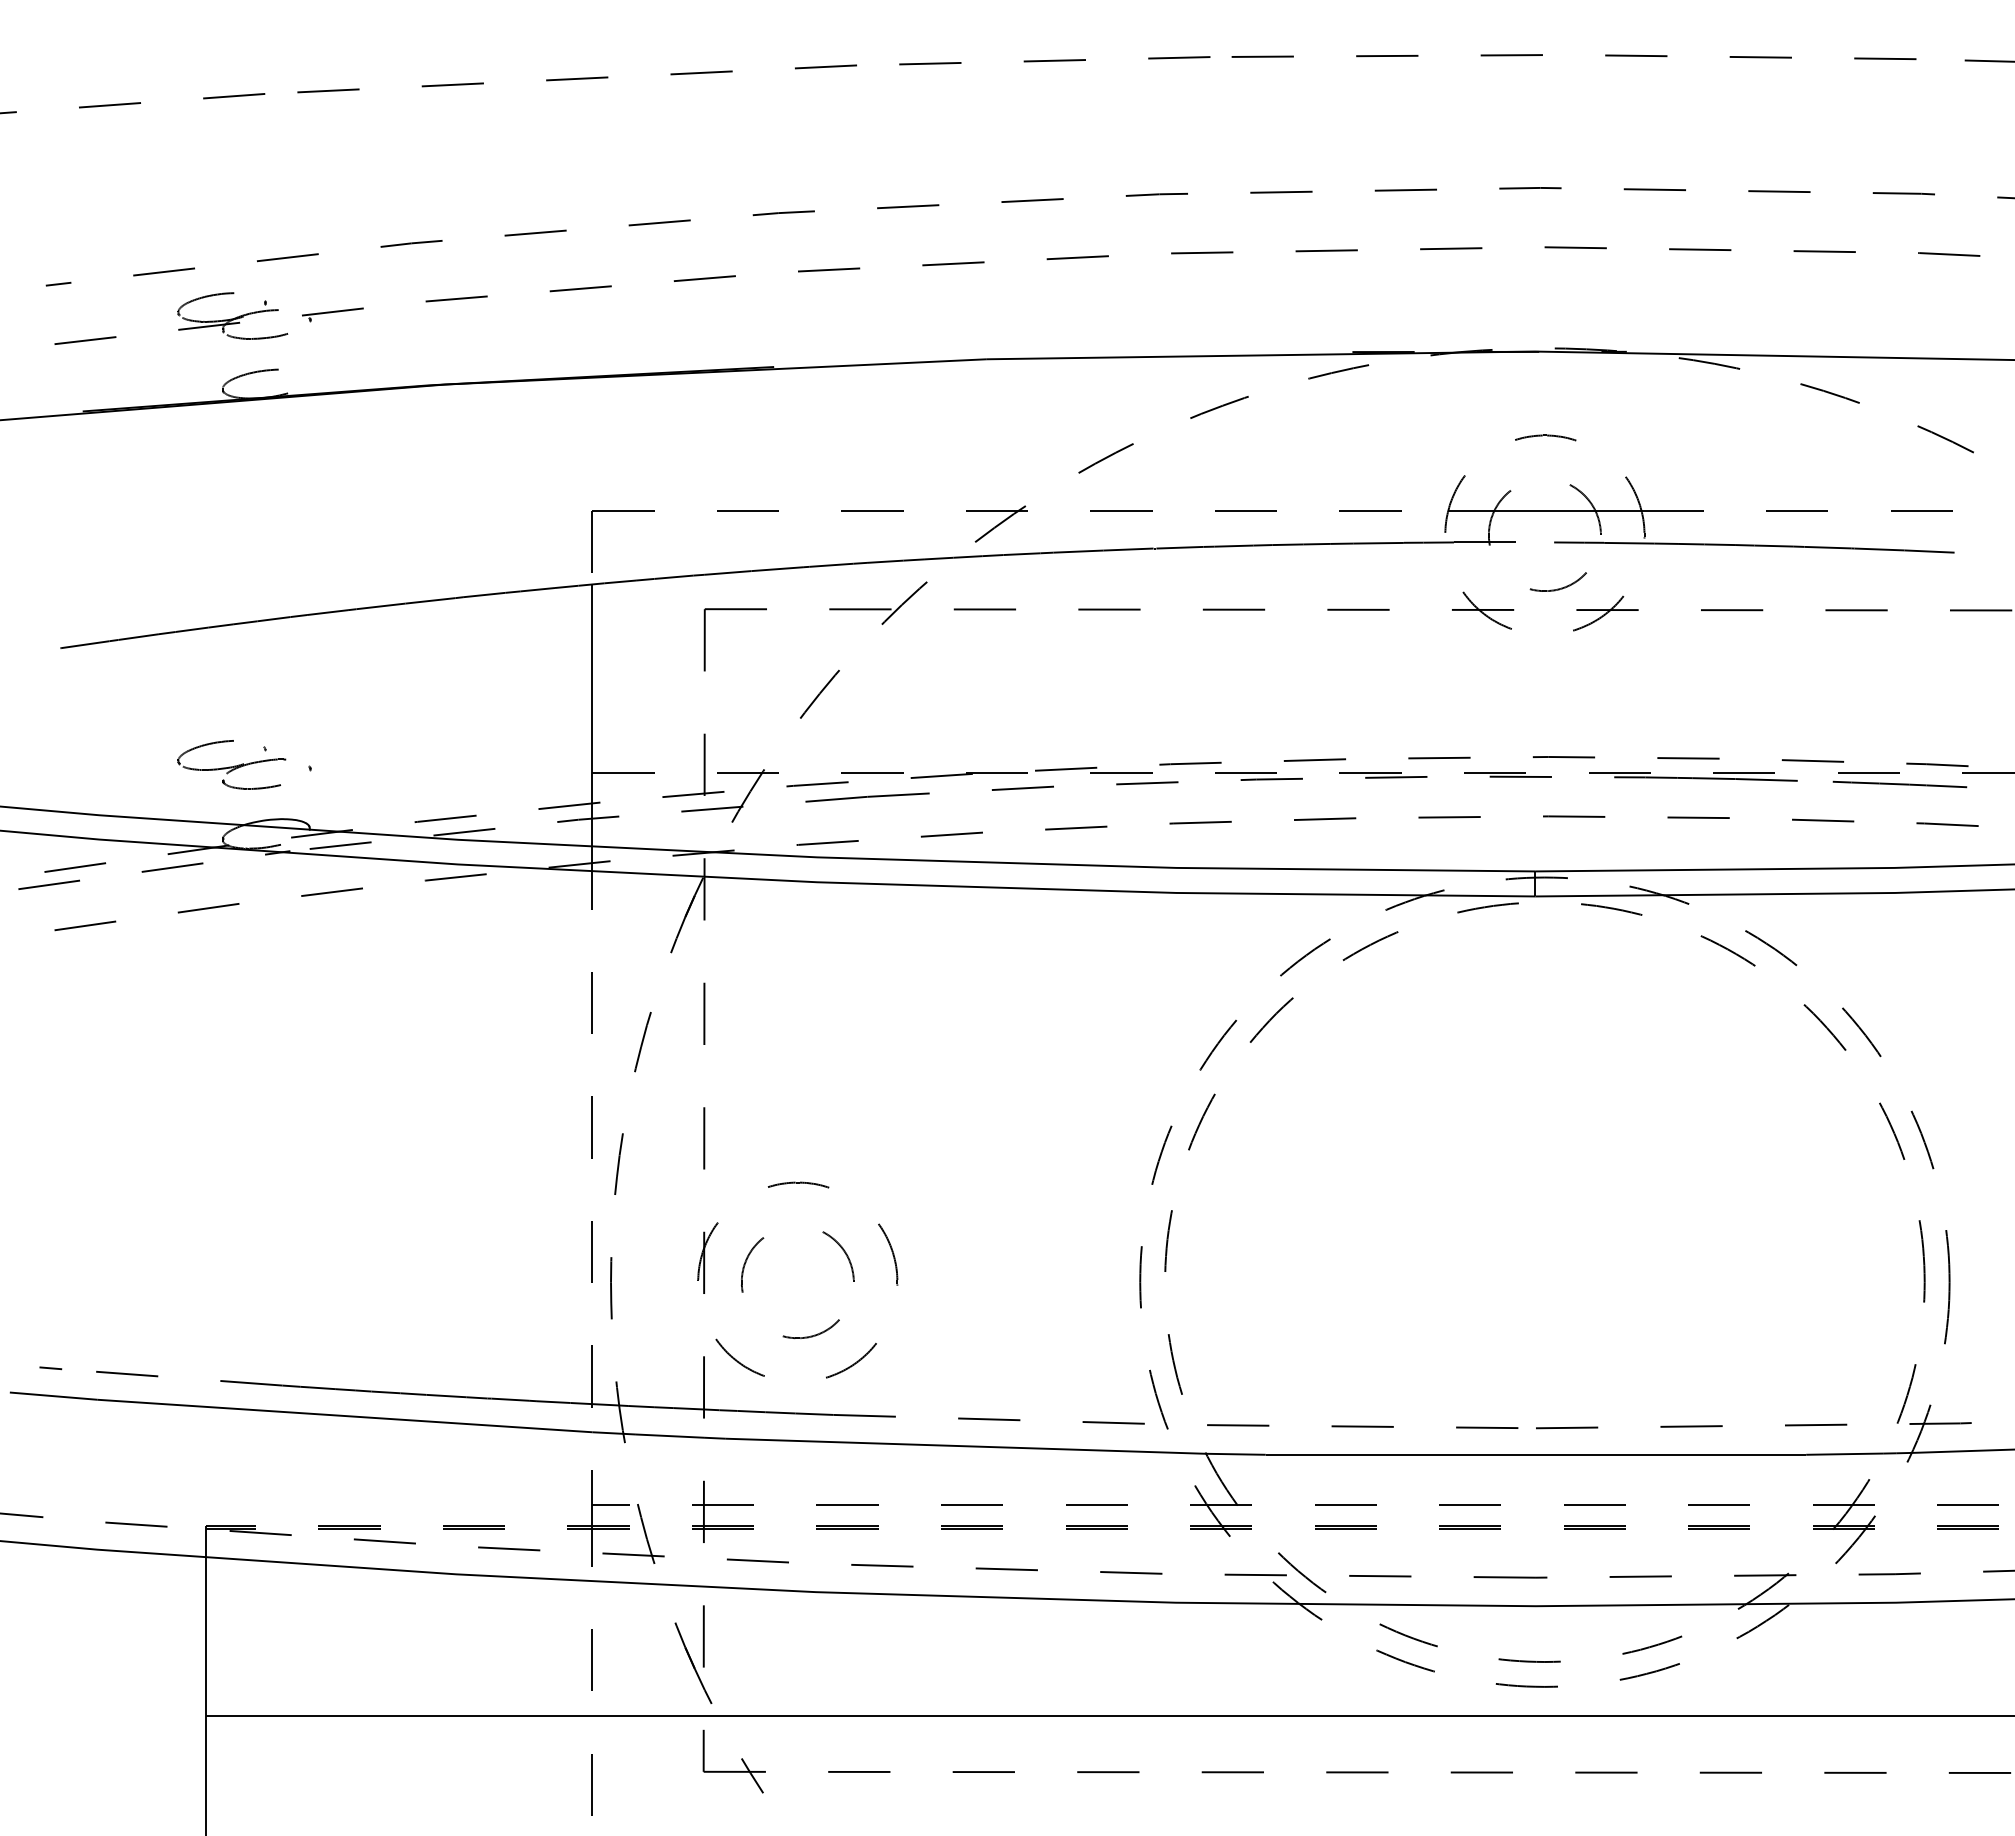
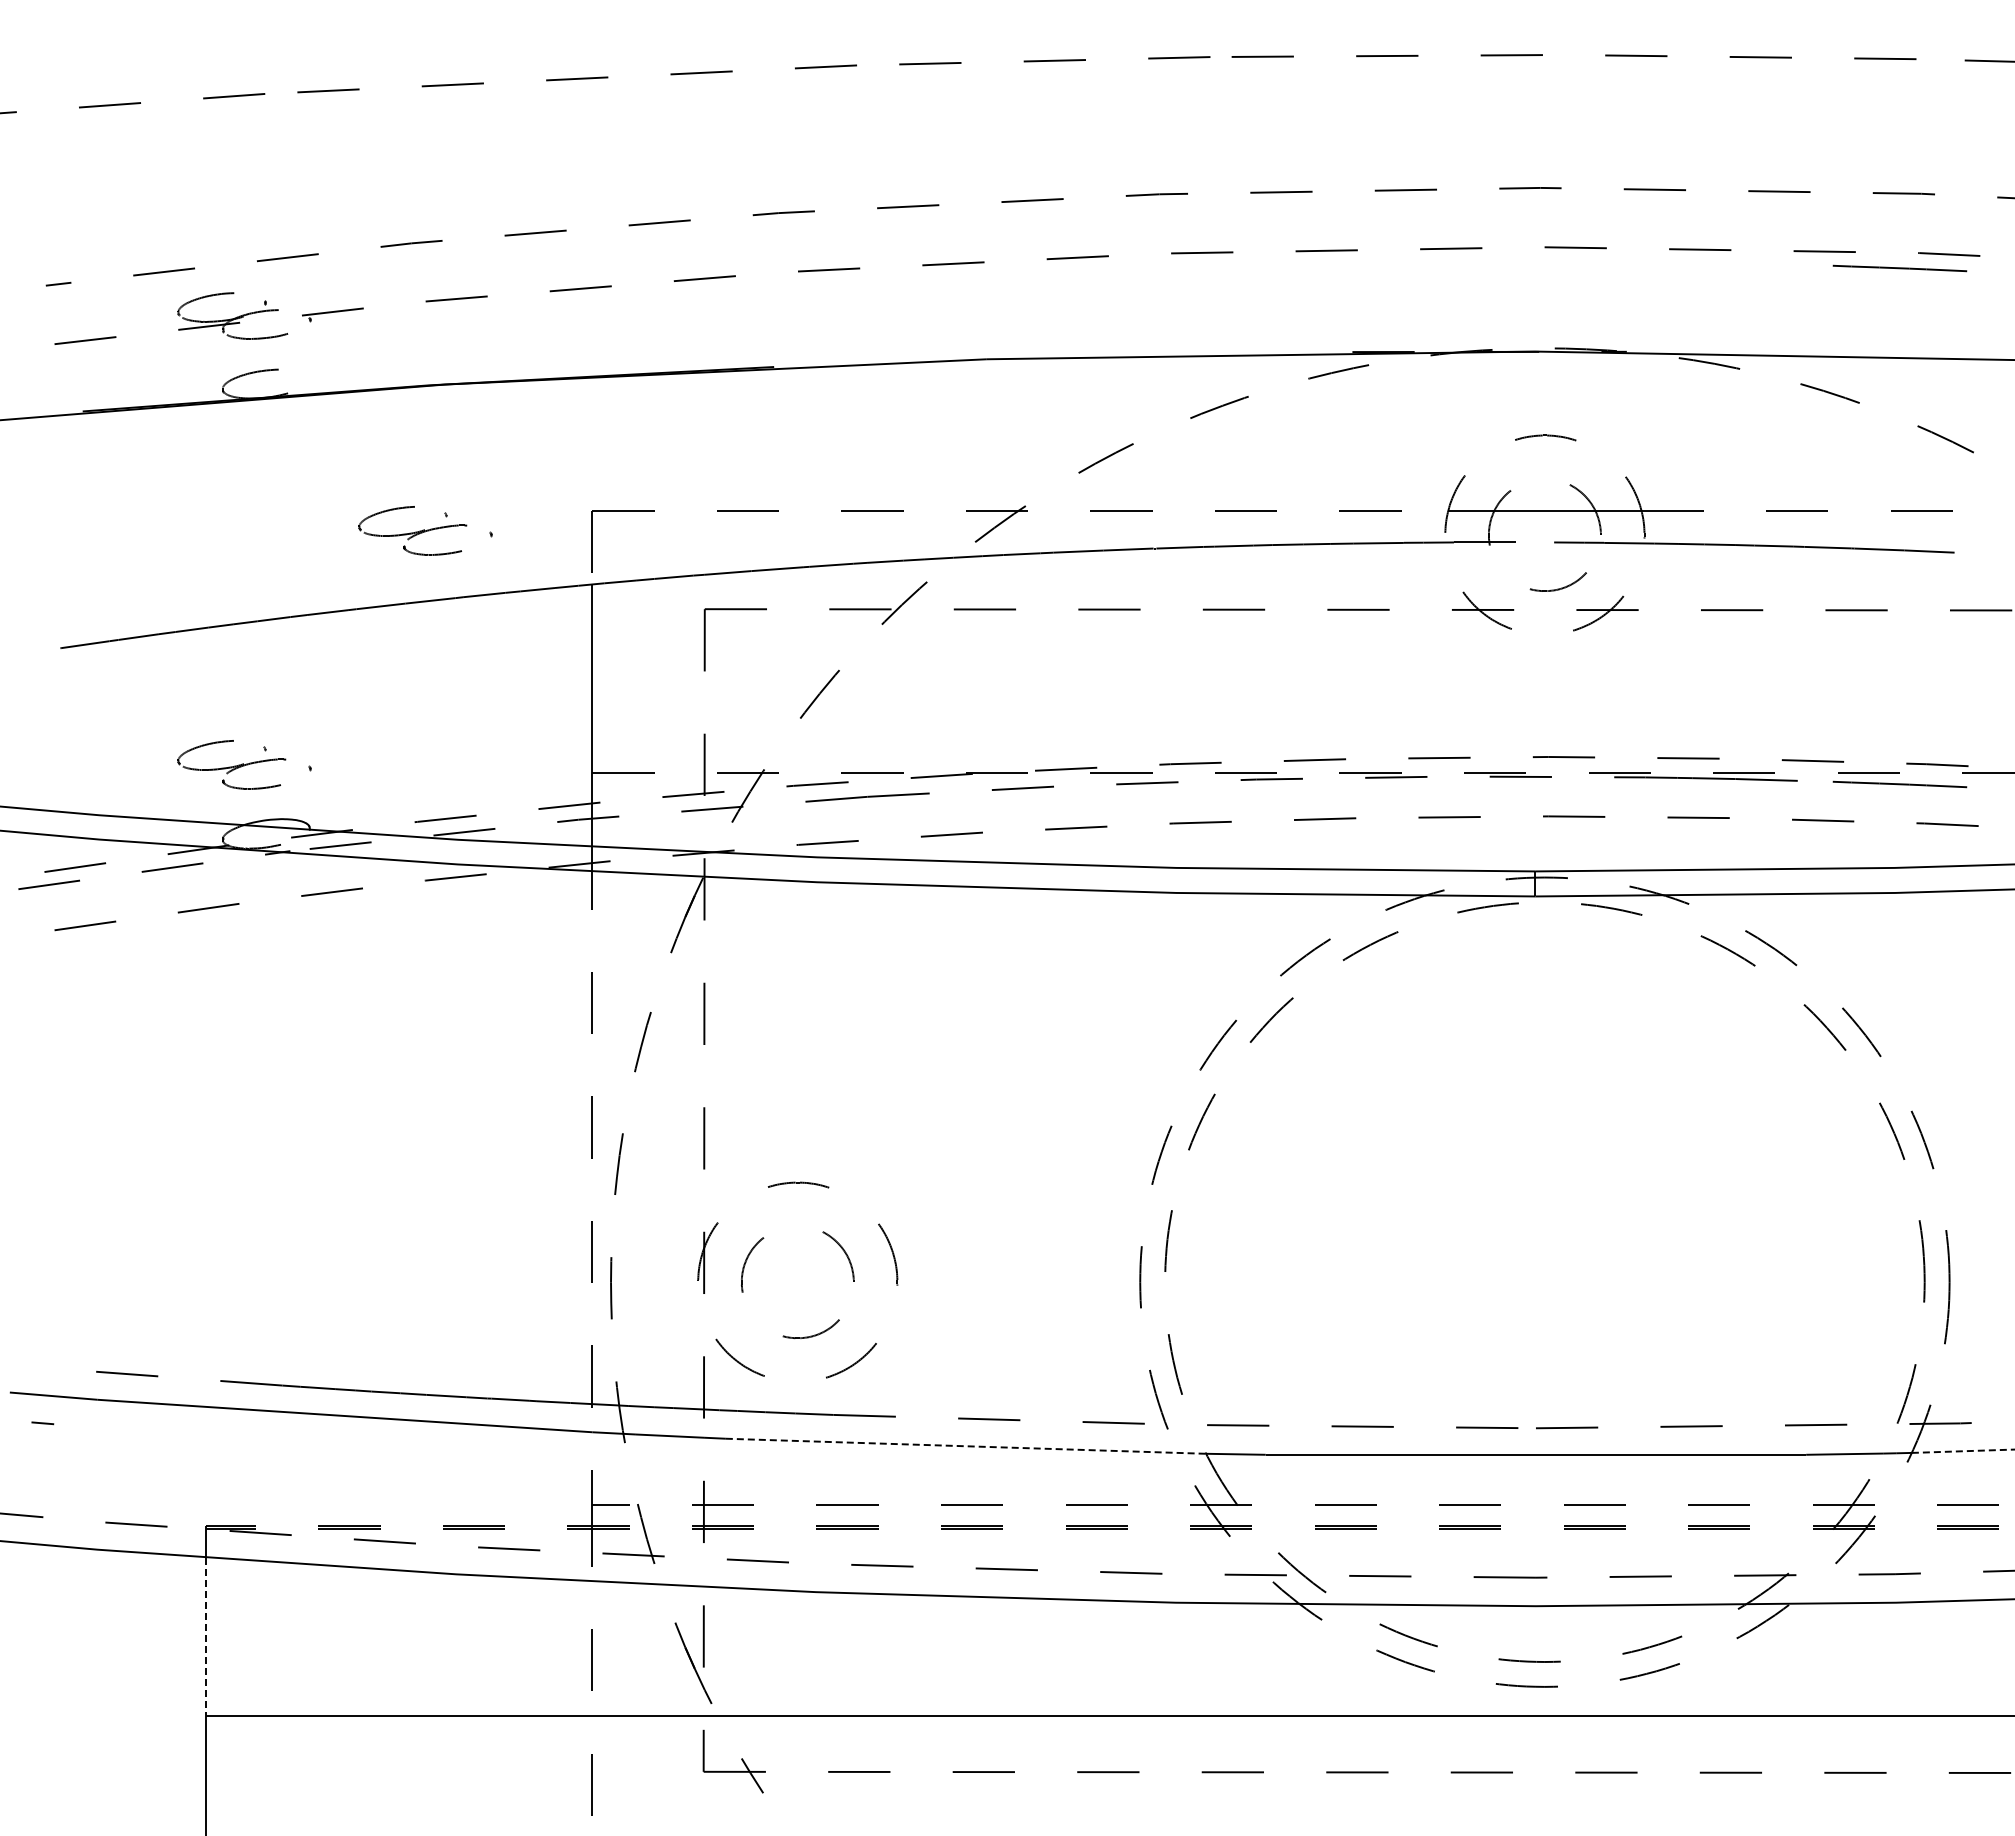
line: none -> present (1899, 268)
part: none -> present (425, 530)
line position: (50, 1368) -> (42, 1423) (42, 1423)
line: solid -> dashed (966, 1446)
line: solid -> dashed (1963, 1451)
line: solid -> dashed (206, 1636)
